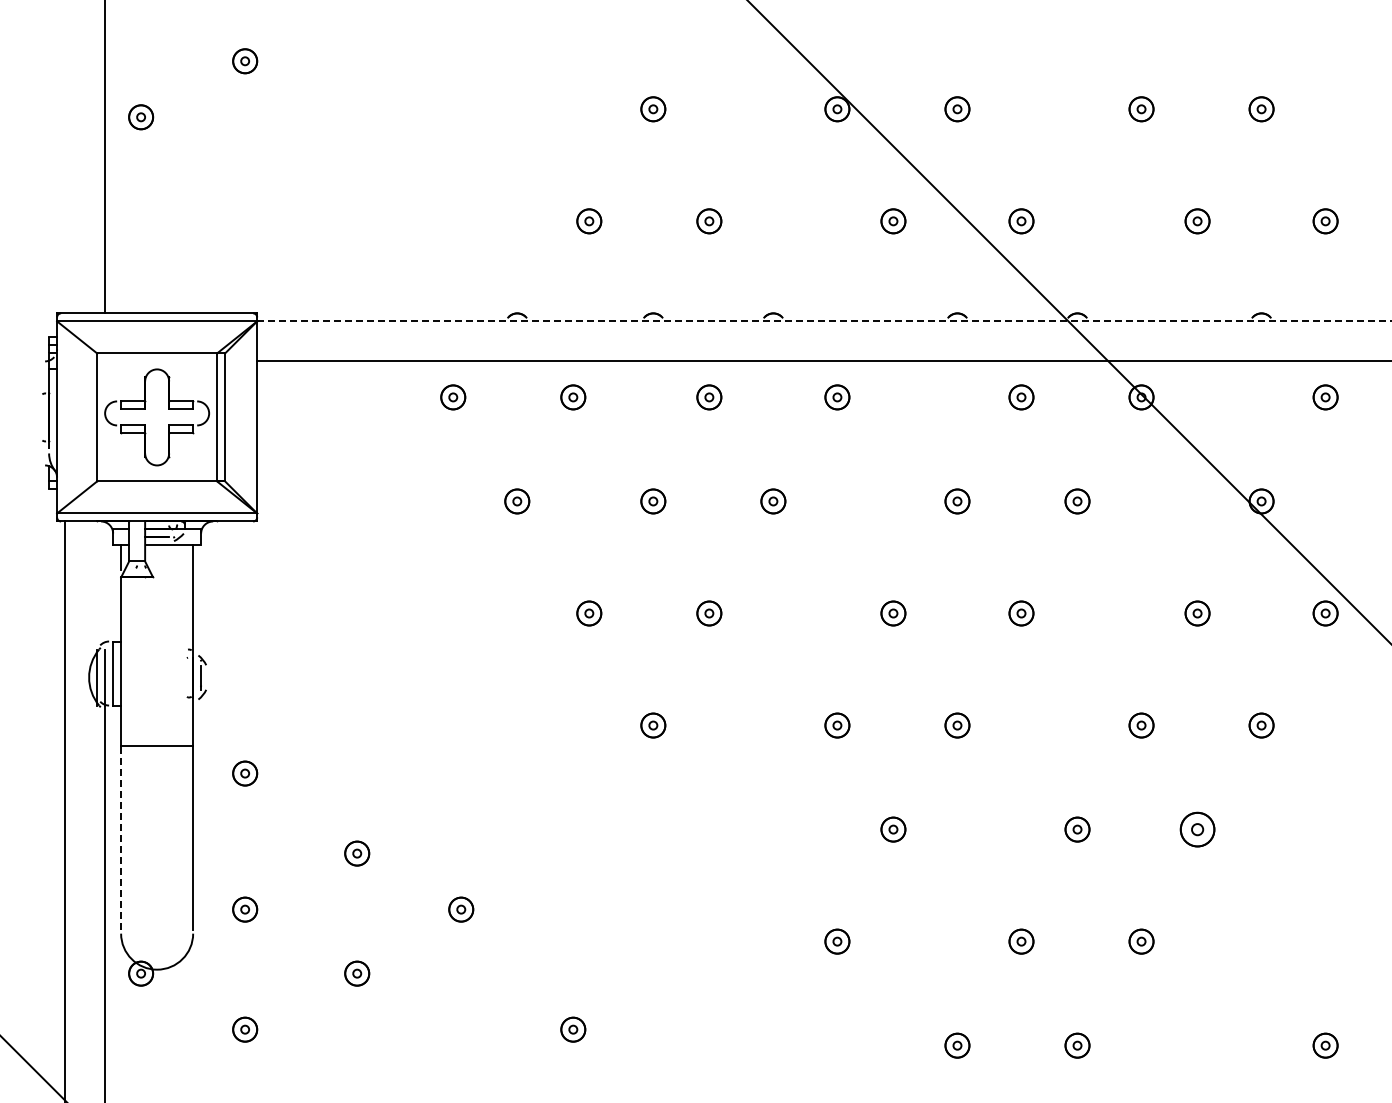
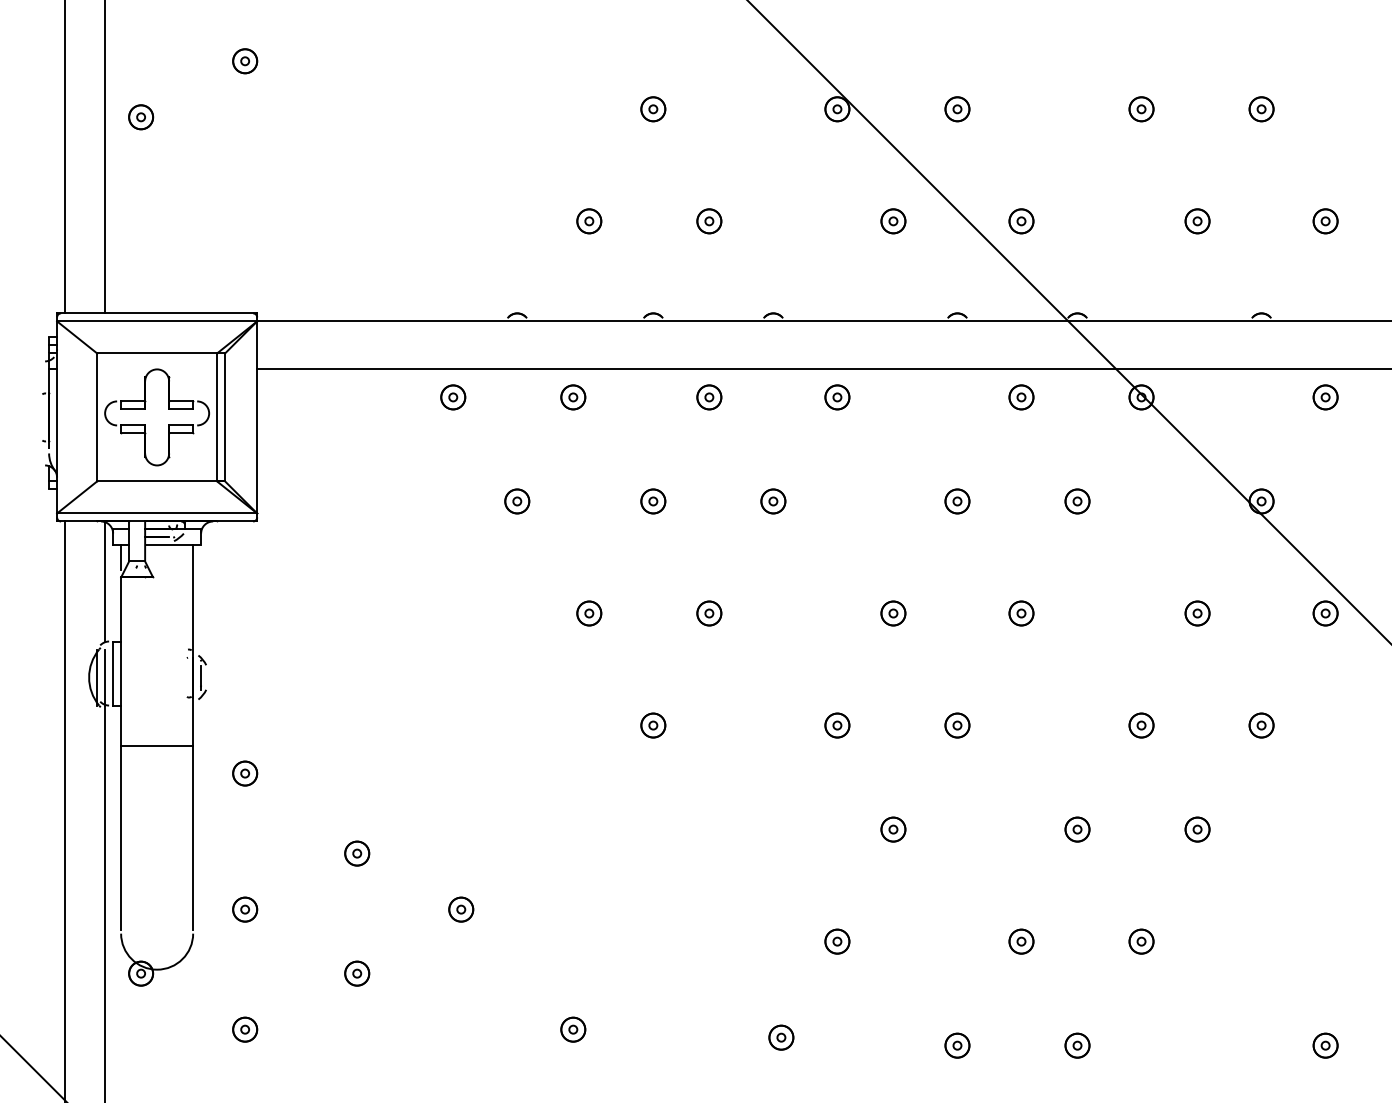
line: none -> present (65, 157)
line: dashed -> solid (824, 321)
line position: (822, 361) -> (822, 369) (822, 369)
line: none -> present (105, 581)
part size: 37x37 px -> 27x27 px (1197, 829)
line: dashed -> solid (121, 837)
part: none -> present (781, 1037)
